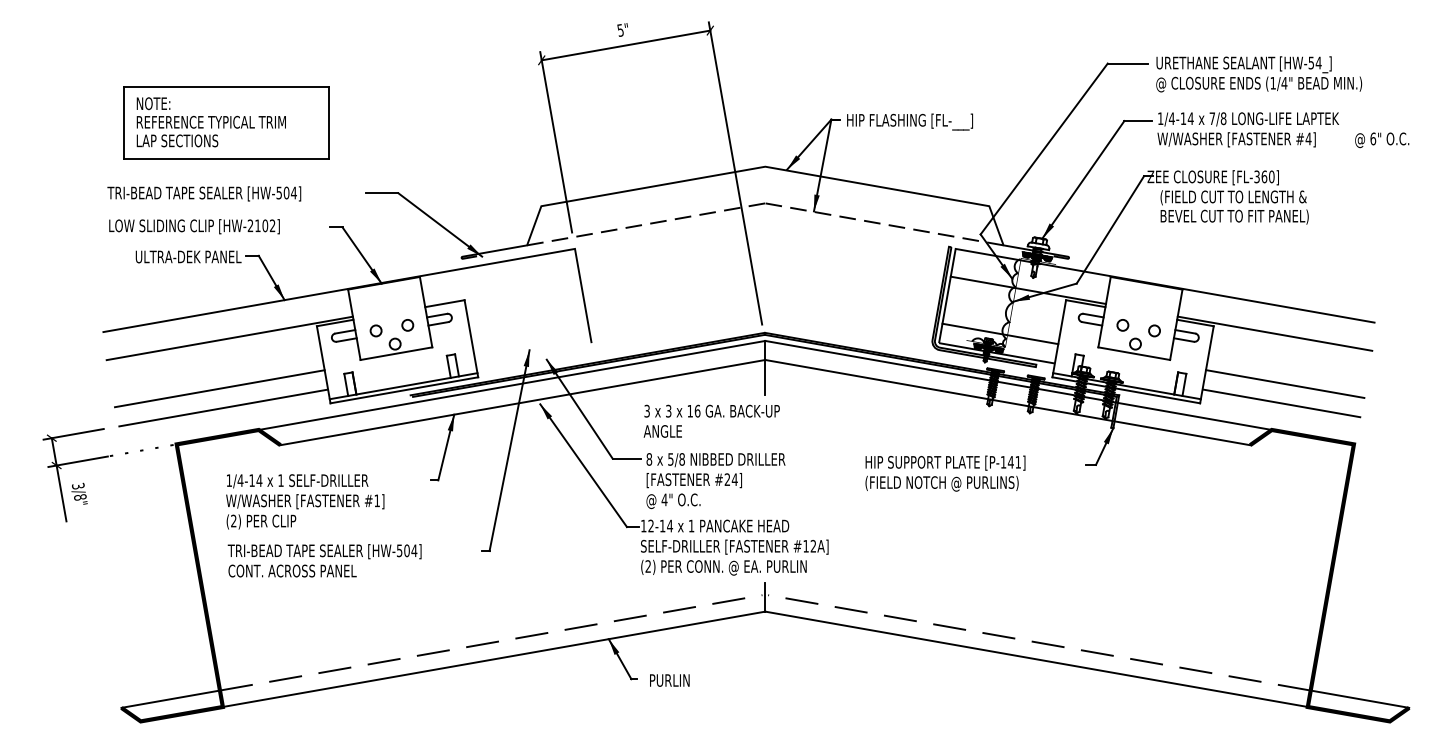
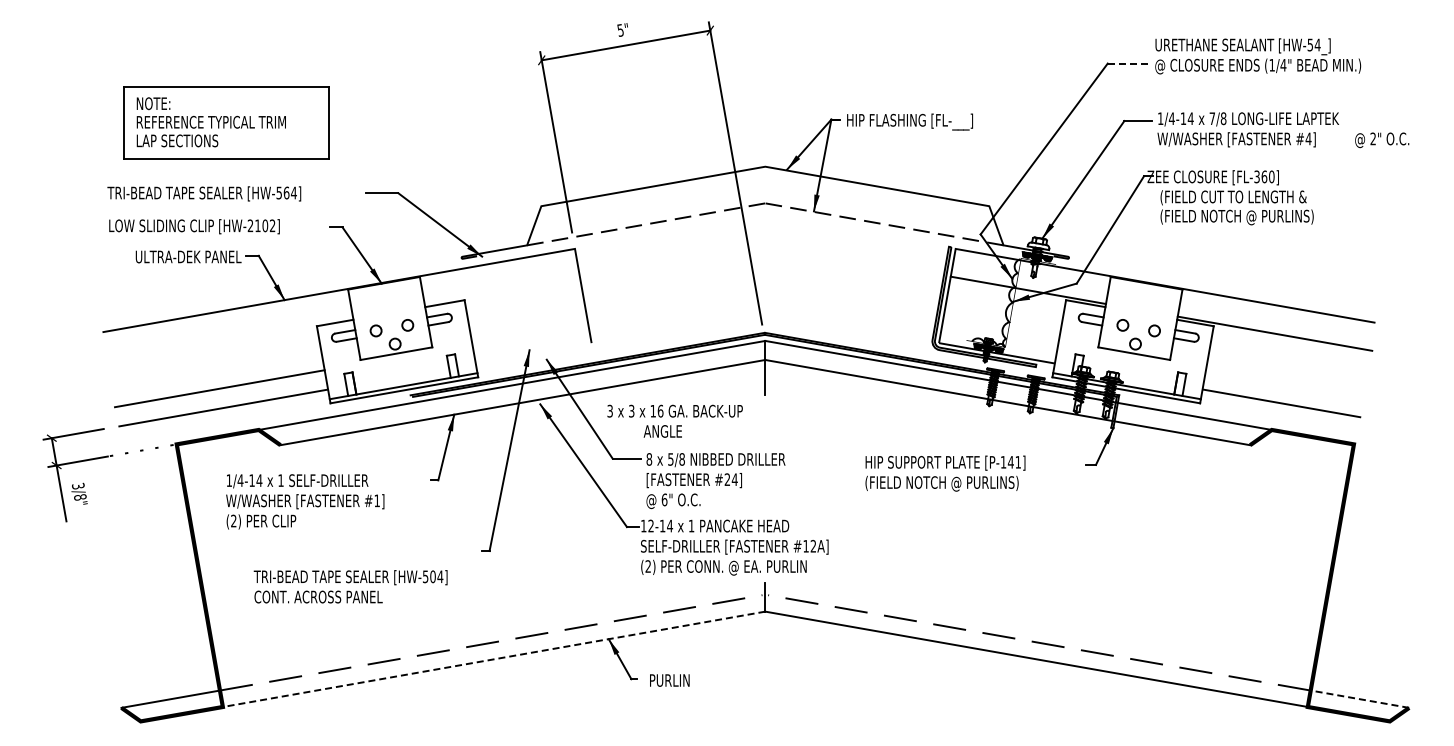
line: solid -> dashed (1128, 63)
text position: (1259, 74) -> (1258, 56) (1258, 56)
text: 6" -> 2" (1373, 138)
text: [HW-504] -> [HW-564] (286, 192)
text: BEVEL CUT TO FIT PANEL) -> (FIELD NOTCH @ PURLINS) (1236, 217)
line: present -> none (1000, 333)
line: present -> none (229, 338)
line: present -> none (1285, 383)
text position: (711, 410) -> (674, 410) (674, 410)
text: 4" -> 6" (664, 499)
text position: (324, 560) -> (350, 586) (350, 586)
line: solid -> dashed (493, 659)
line: solid -> dashed (1359, 699)
